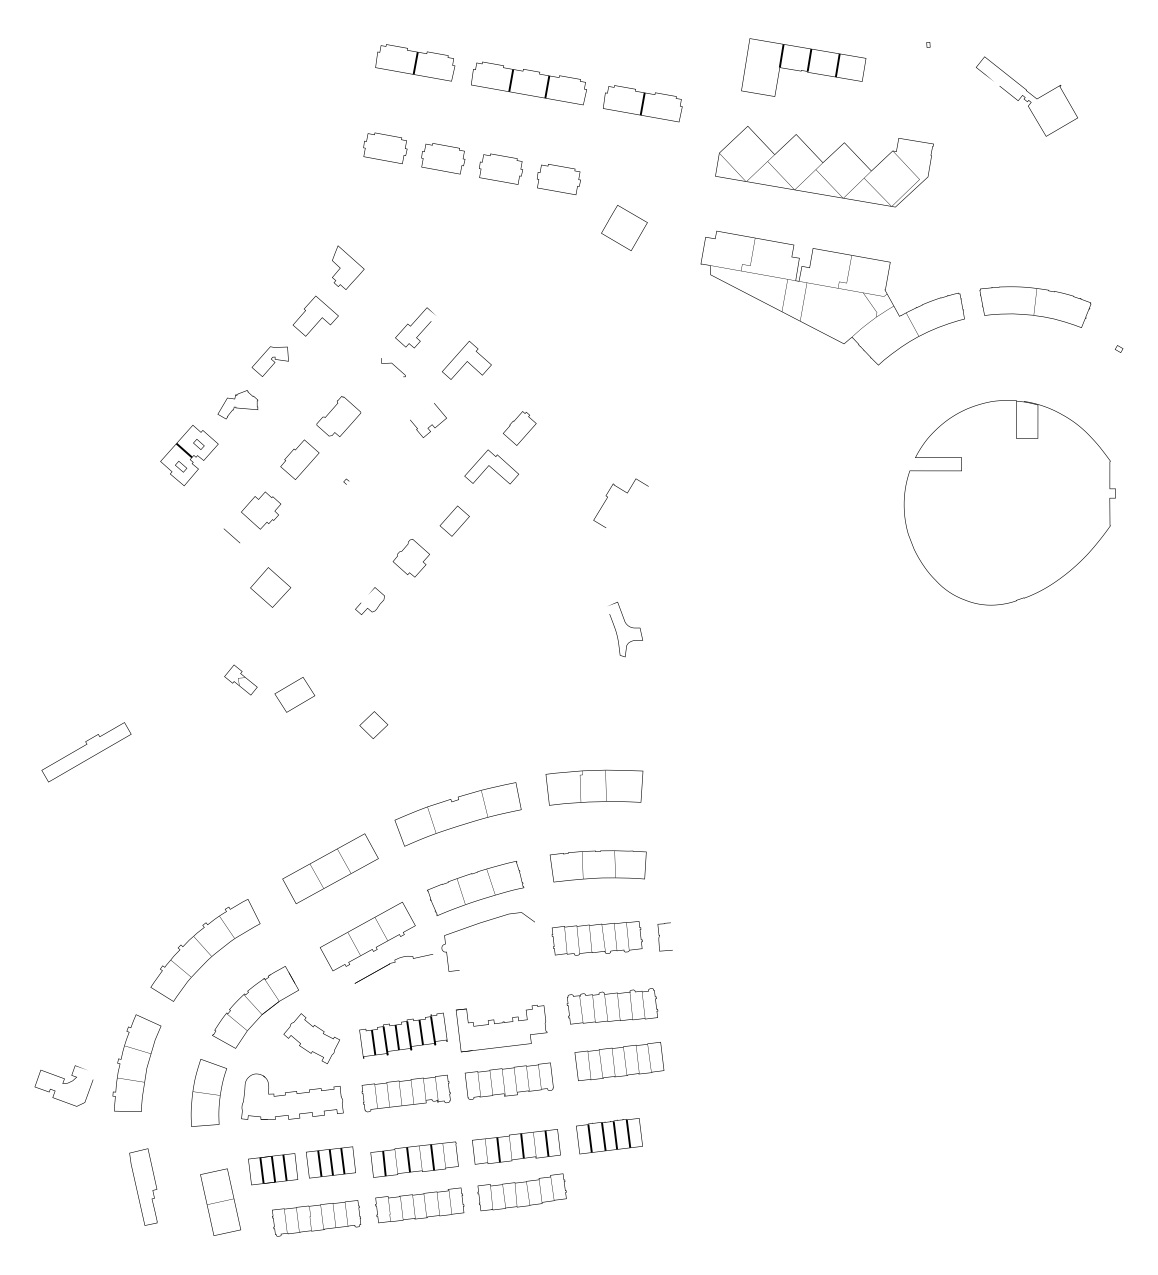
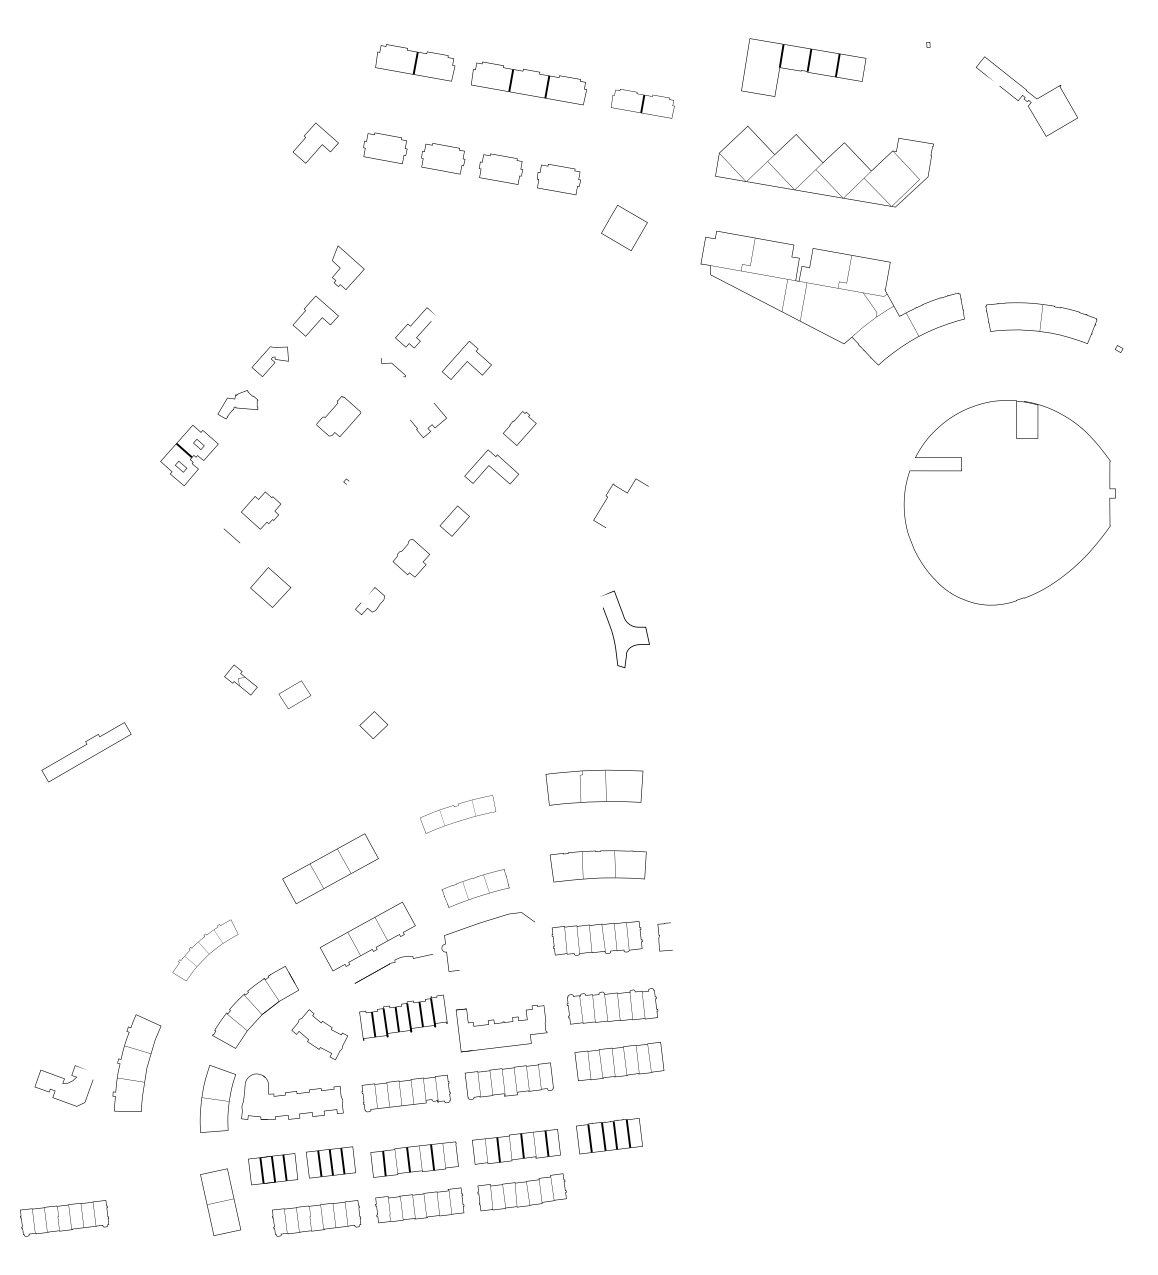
part size: 80x38 px -> 64x30 px (642, 103)
part: none -> present (315, 142)
part position: (1035, 306) -> (1041, 322) (1041, 322)
part: present -> none (299, 459)
part size: 34x56 px -> 49x78 px (625, 628)
part size: 42x36 px -> 33x29 px (294, 694)
part size: 128x65 px -> 76x39 px (457, 814)
part size: 98x55 px -> 69x39 px (475, 888)
part size: 111x103 px -> 67x63 px (205, 950)
part position: (403, 1035) -> (403, 1017) (403, 1017)
part position: (311, 1038) -> (319, 1034) (319, 1034)
part position: (208, 1092) -> (217, 1098) (217, 1098)
part: present -> none (143, 1186)
part: none -> present (64, 1218)
